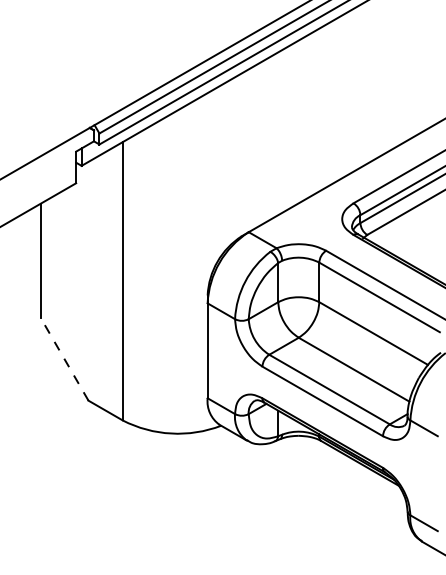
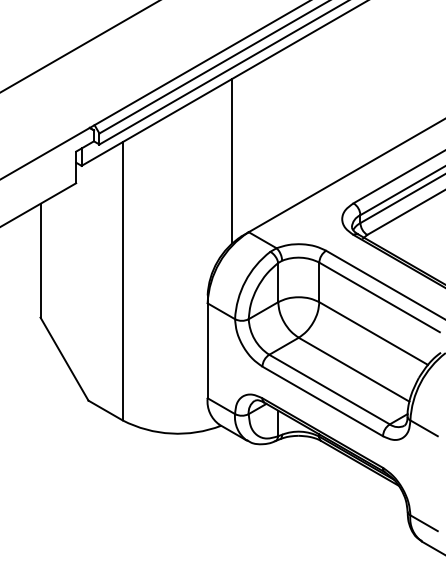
line: none -> present (79, 46)
line: none -> present (232, 160)
line: dashed -> solid (64, 359)
